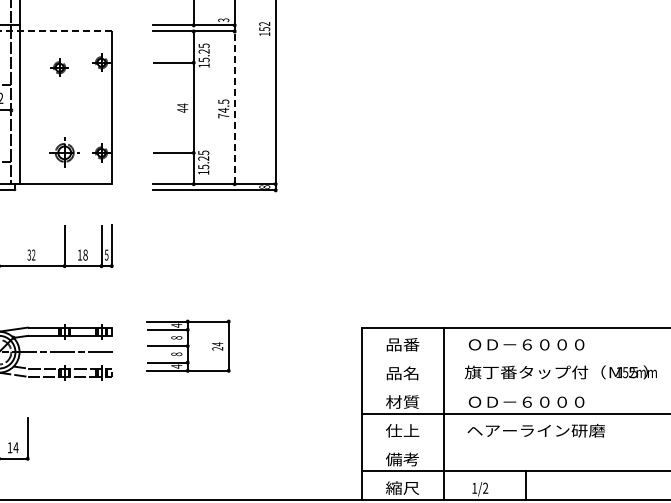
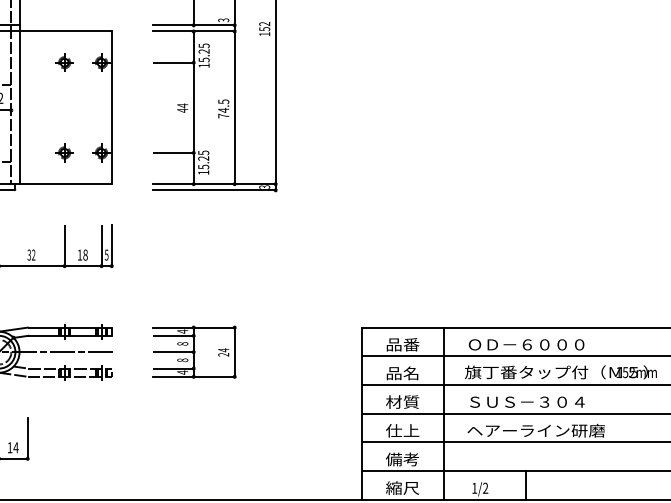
line: dashed -> solid (56, 31)
part position: (59, 67) -> (64, 62) (64, 62)
line: dashed -> solid (234, 107)
part size: 31x31 px -> 19x20 px (64, 152)
text: 8 -> 3 (264, 186)
part position: (188, 345) -> (194, 351) (194, 351)
line: none -> present (514, 356)
line: none -> present (514, 385)
text: ＯＤ－６０００ -> ＳＵＳ－３０４ (526, 401)
line: none -> present (514, 442)
